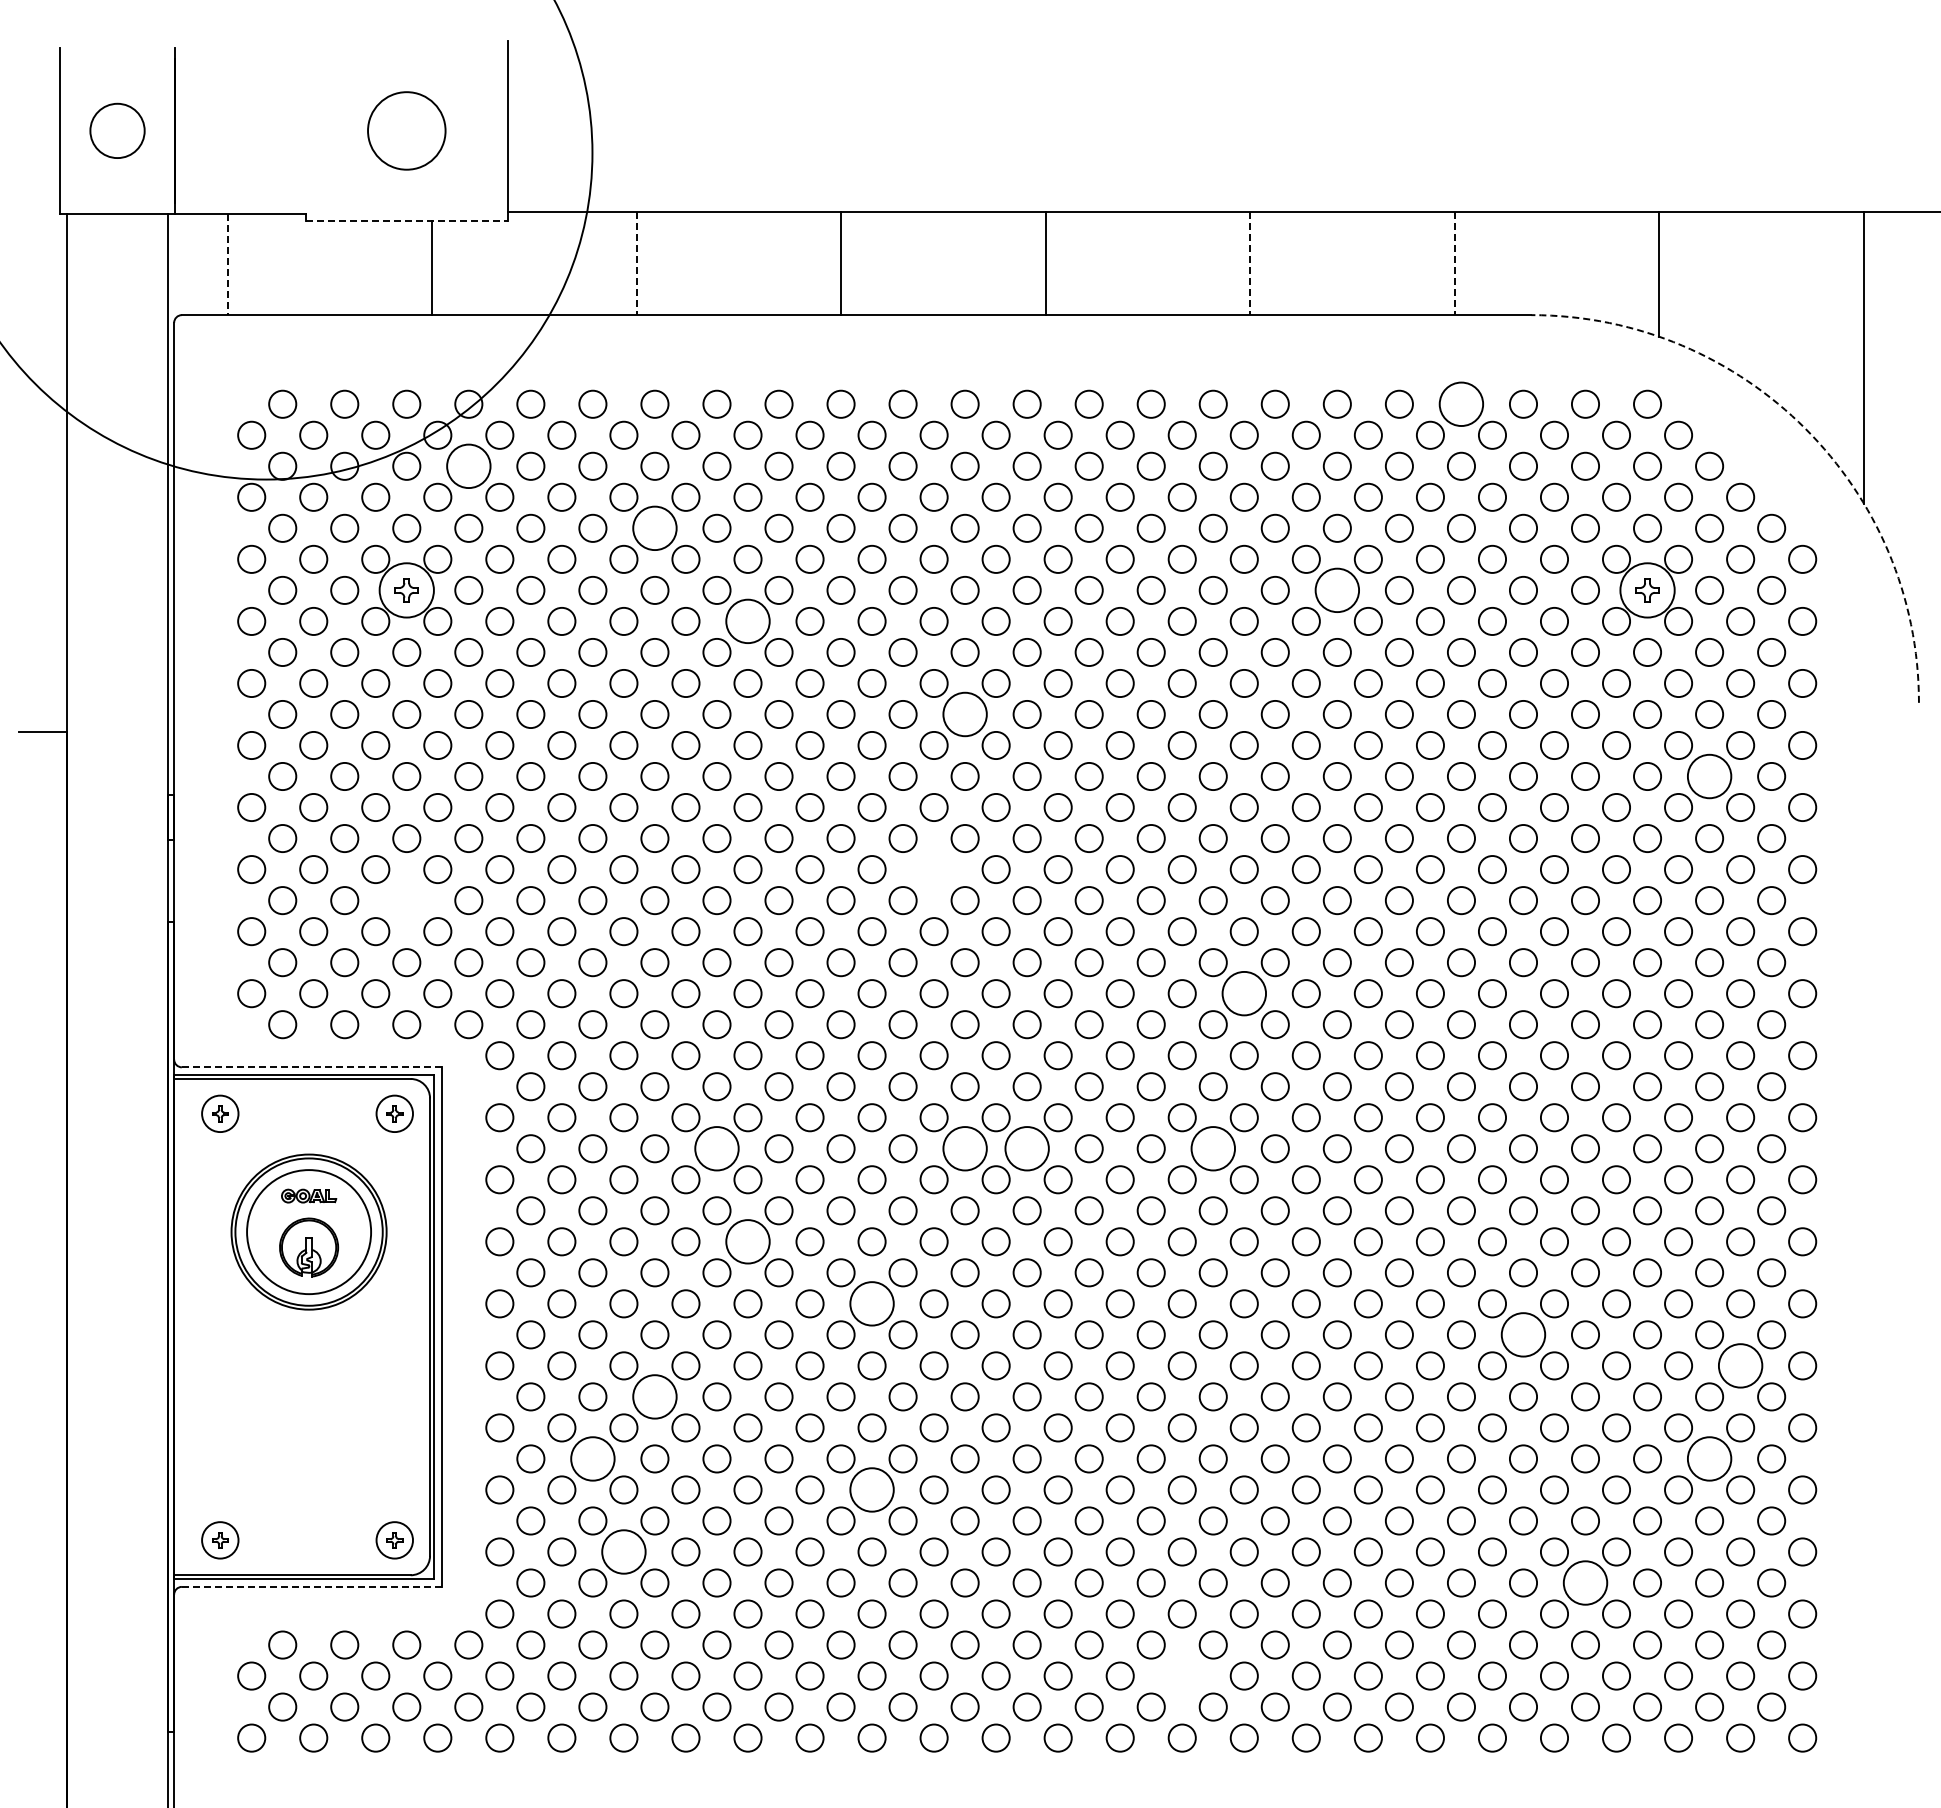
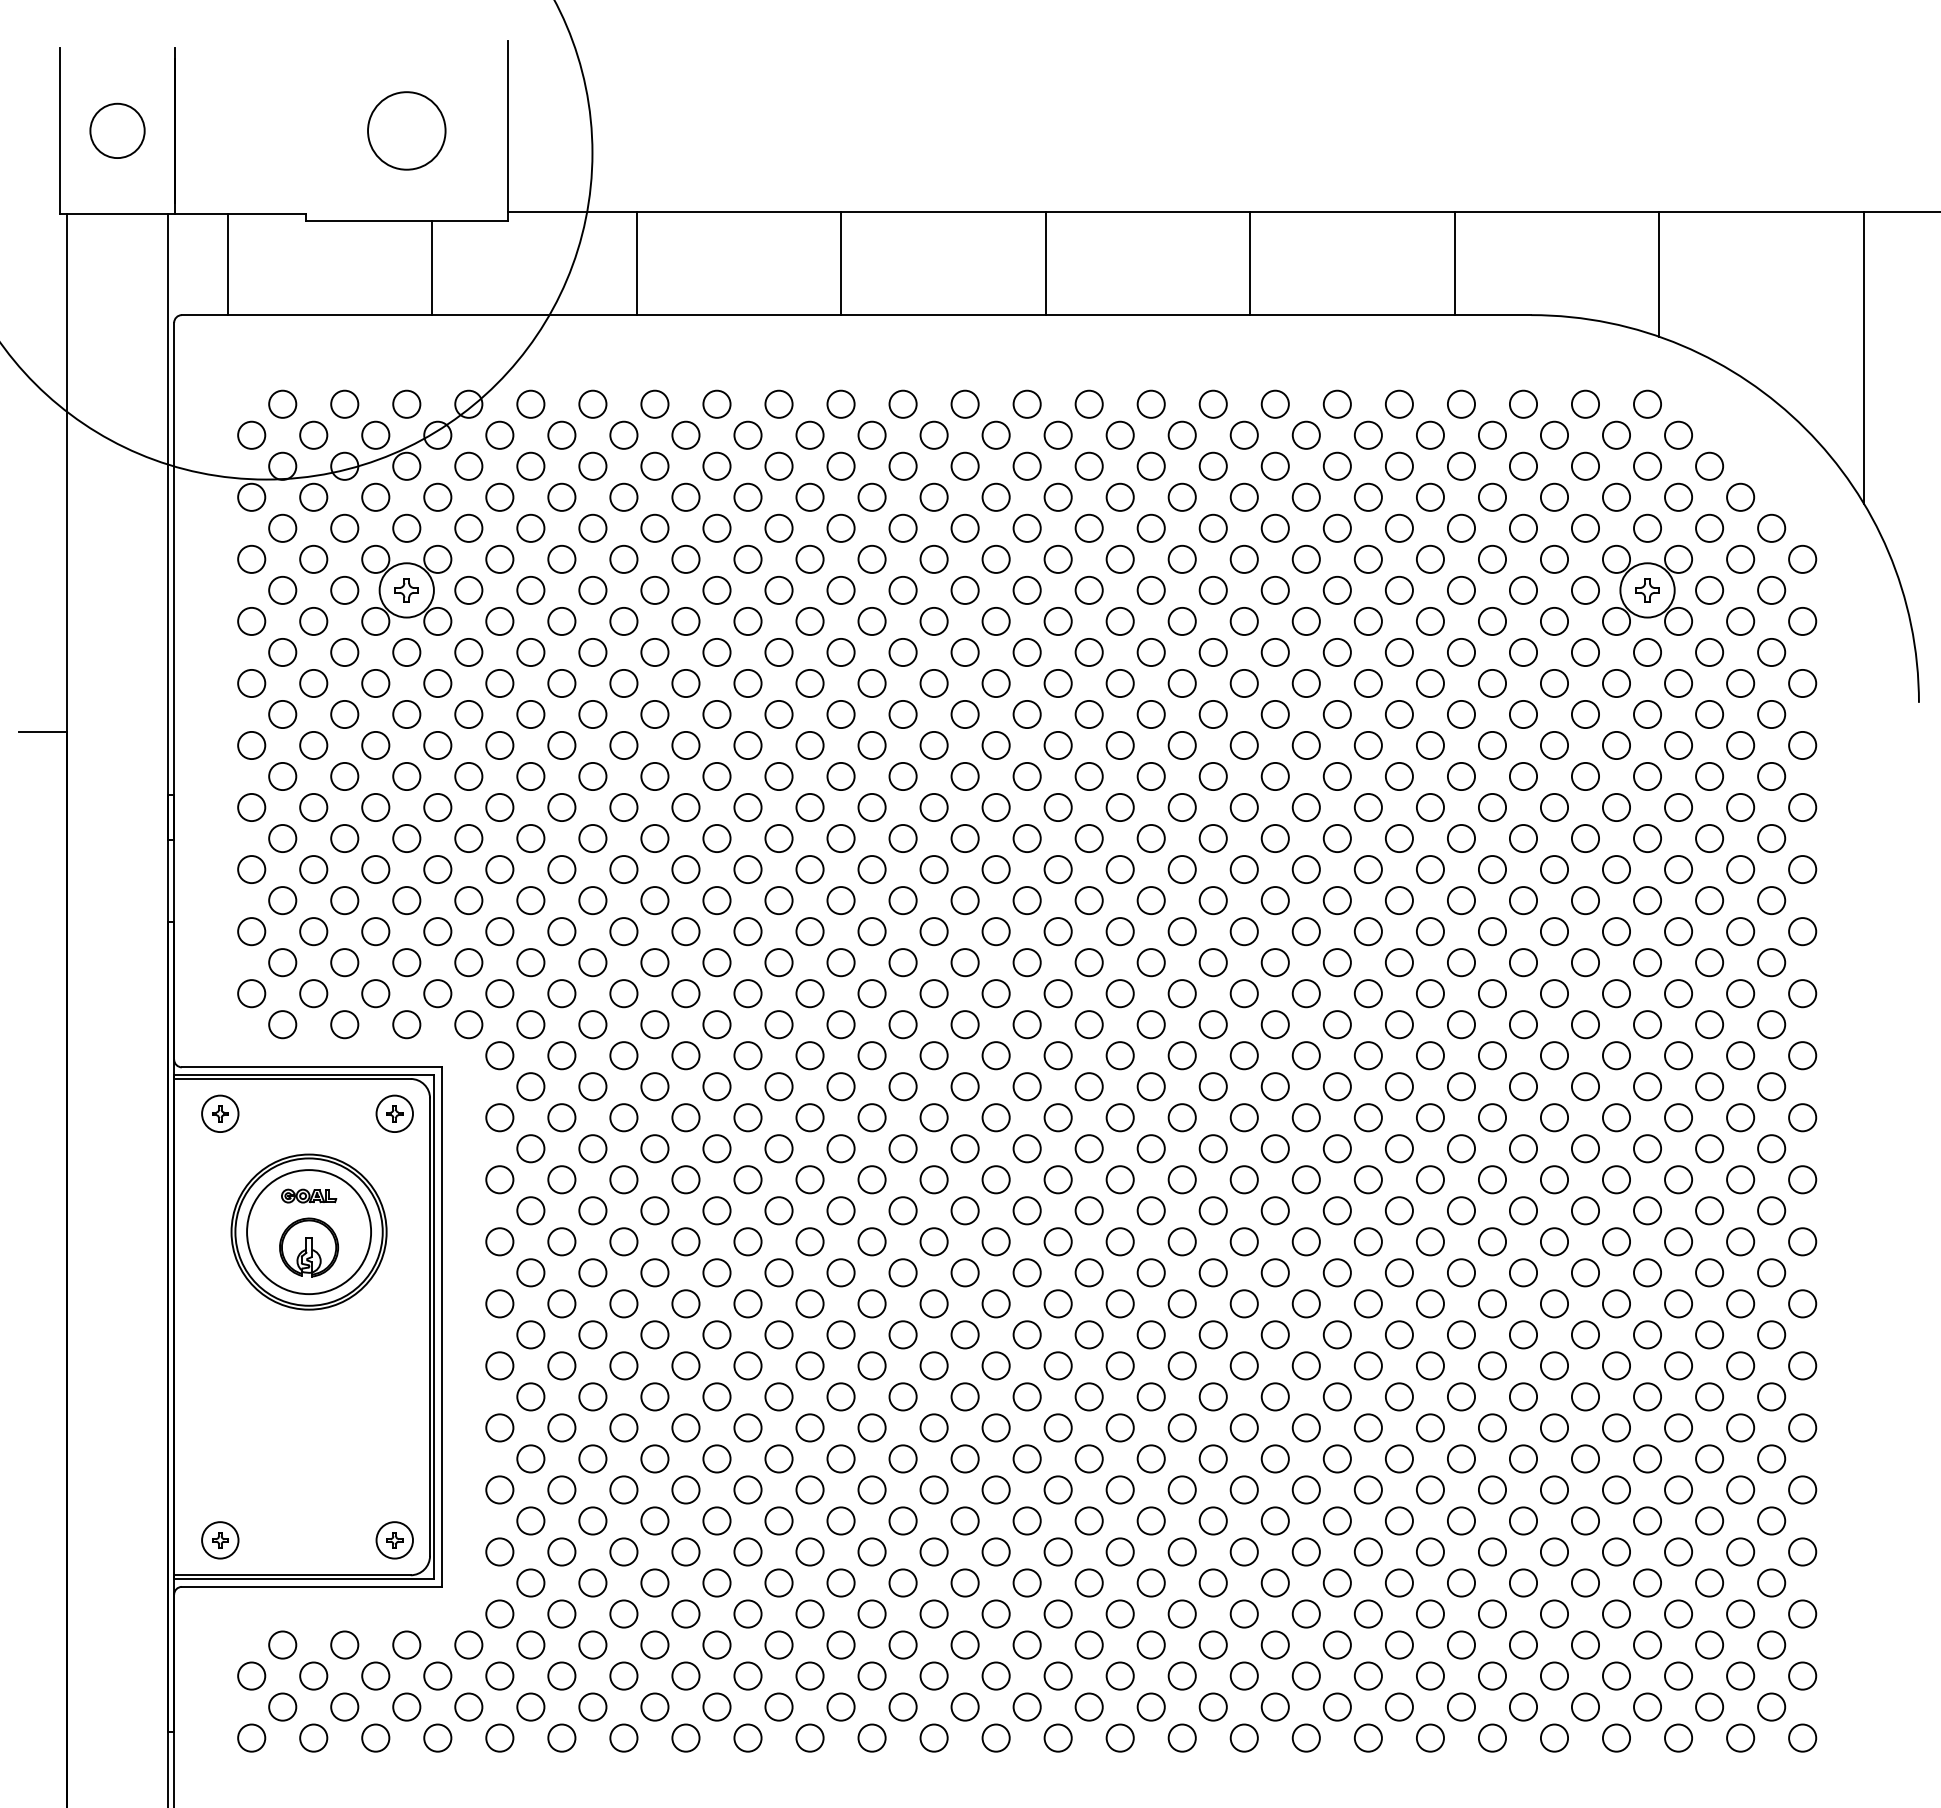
line: dashed -> solid (406, 220)
line: dashed -> solid (636, 264)
line: dashed -> solid (1250, 264)
line: dashed -> solid (1454, 264)
line: dashed -> solid (227, 265)
circle diameter: 43 px -> 27 px (1461, 403)
arc: dashed -> solid (1805, 428)
circle diameter: 43 px -> 27 px (468, 465)
circle diameter: 43 px -> 27 px (654, 527)
circle diameter: 43 px -> 27 px (1336, 589)
circle diameter: 43 px -> 27 px (747, 621)
circle diameter: 43 px -> 27 px (964, 714)
circle diameter: 43 px -> 27 px (1709, 776)
circle: none -> present (933, 869)
circle: none -> present (406, 900)
circle diameter: 43 px -> 27 px (1243, 993)
line: dashed -> solid (311, 1067)
circle diameter: 43 px -> 27 px (716, 1148)
circle diameter: 43 px -> 27 px (964, 1148)
circle diameter: 43 px -> 27 px (1026, 1148)
circle diameter: 43 px -> 27 px (1212, 1148)
circle diameter: 43 px -> 27 px (747, 1241)
circle diameter: 43 px -> 27 px (871, 1303)
circle diameter: 43 px -> 27 px (1523, 1334)
circle diameter: 43 px -> 27 px (1740, 1365)
circle diameter: 43 px -> 27 px (654, 1396)
circle diameter: 43 px -> 27 px (592, 1458)
circle diameter: 43 px -> 27 px (1709, 1458)
circle diameter: 43 px -> 27 px (871, 1489)
circle diameter: 43 px -> 27 px (623, 1551)
circle diameter: 43 px -> 27 px (1585, 1582)
line: dashed -> solid (311, 1586)
circle: none -> present (1181, 1675)
